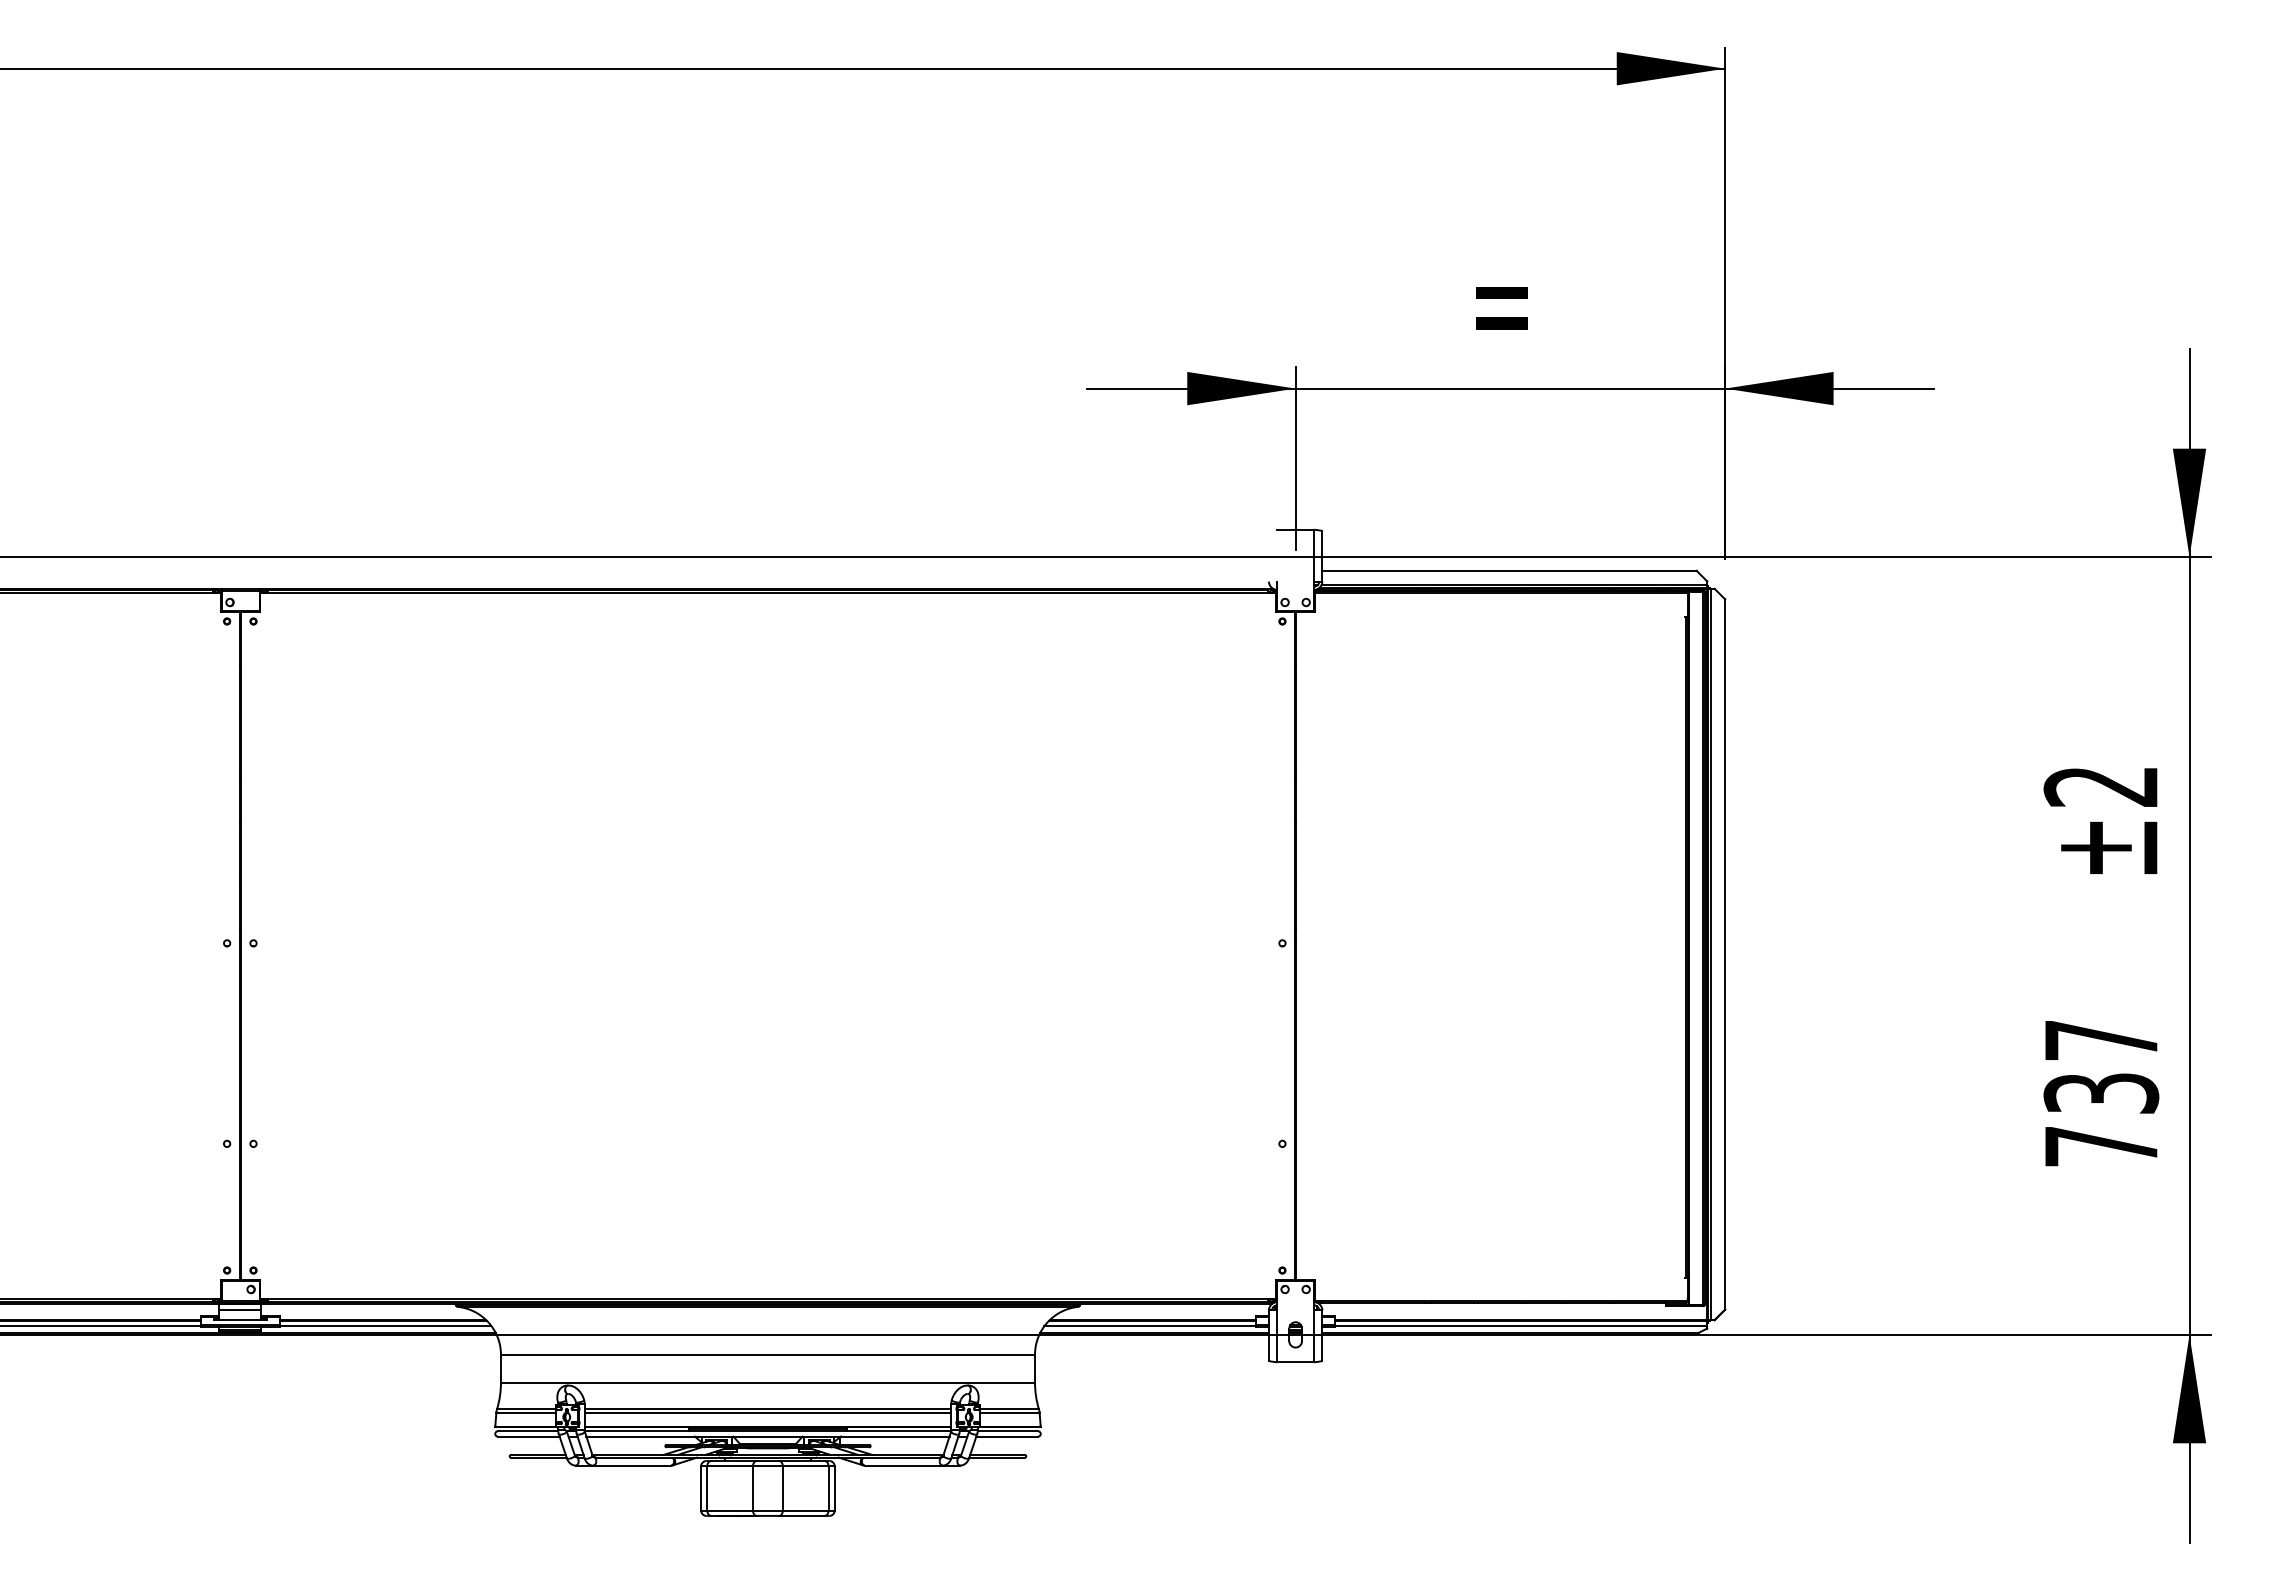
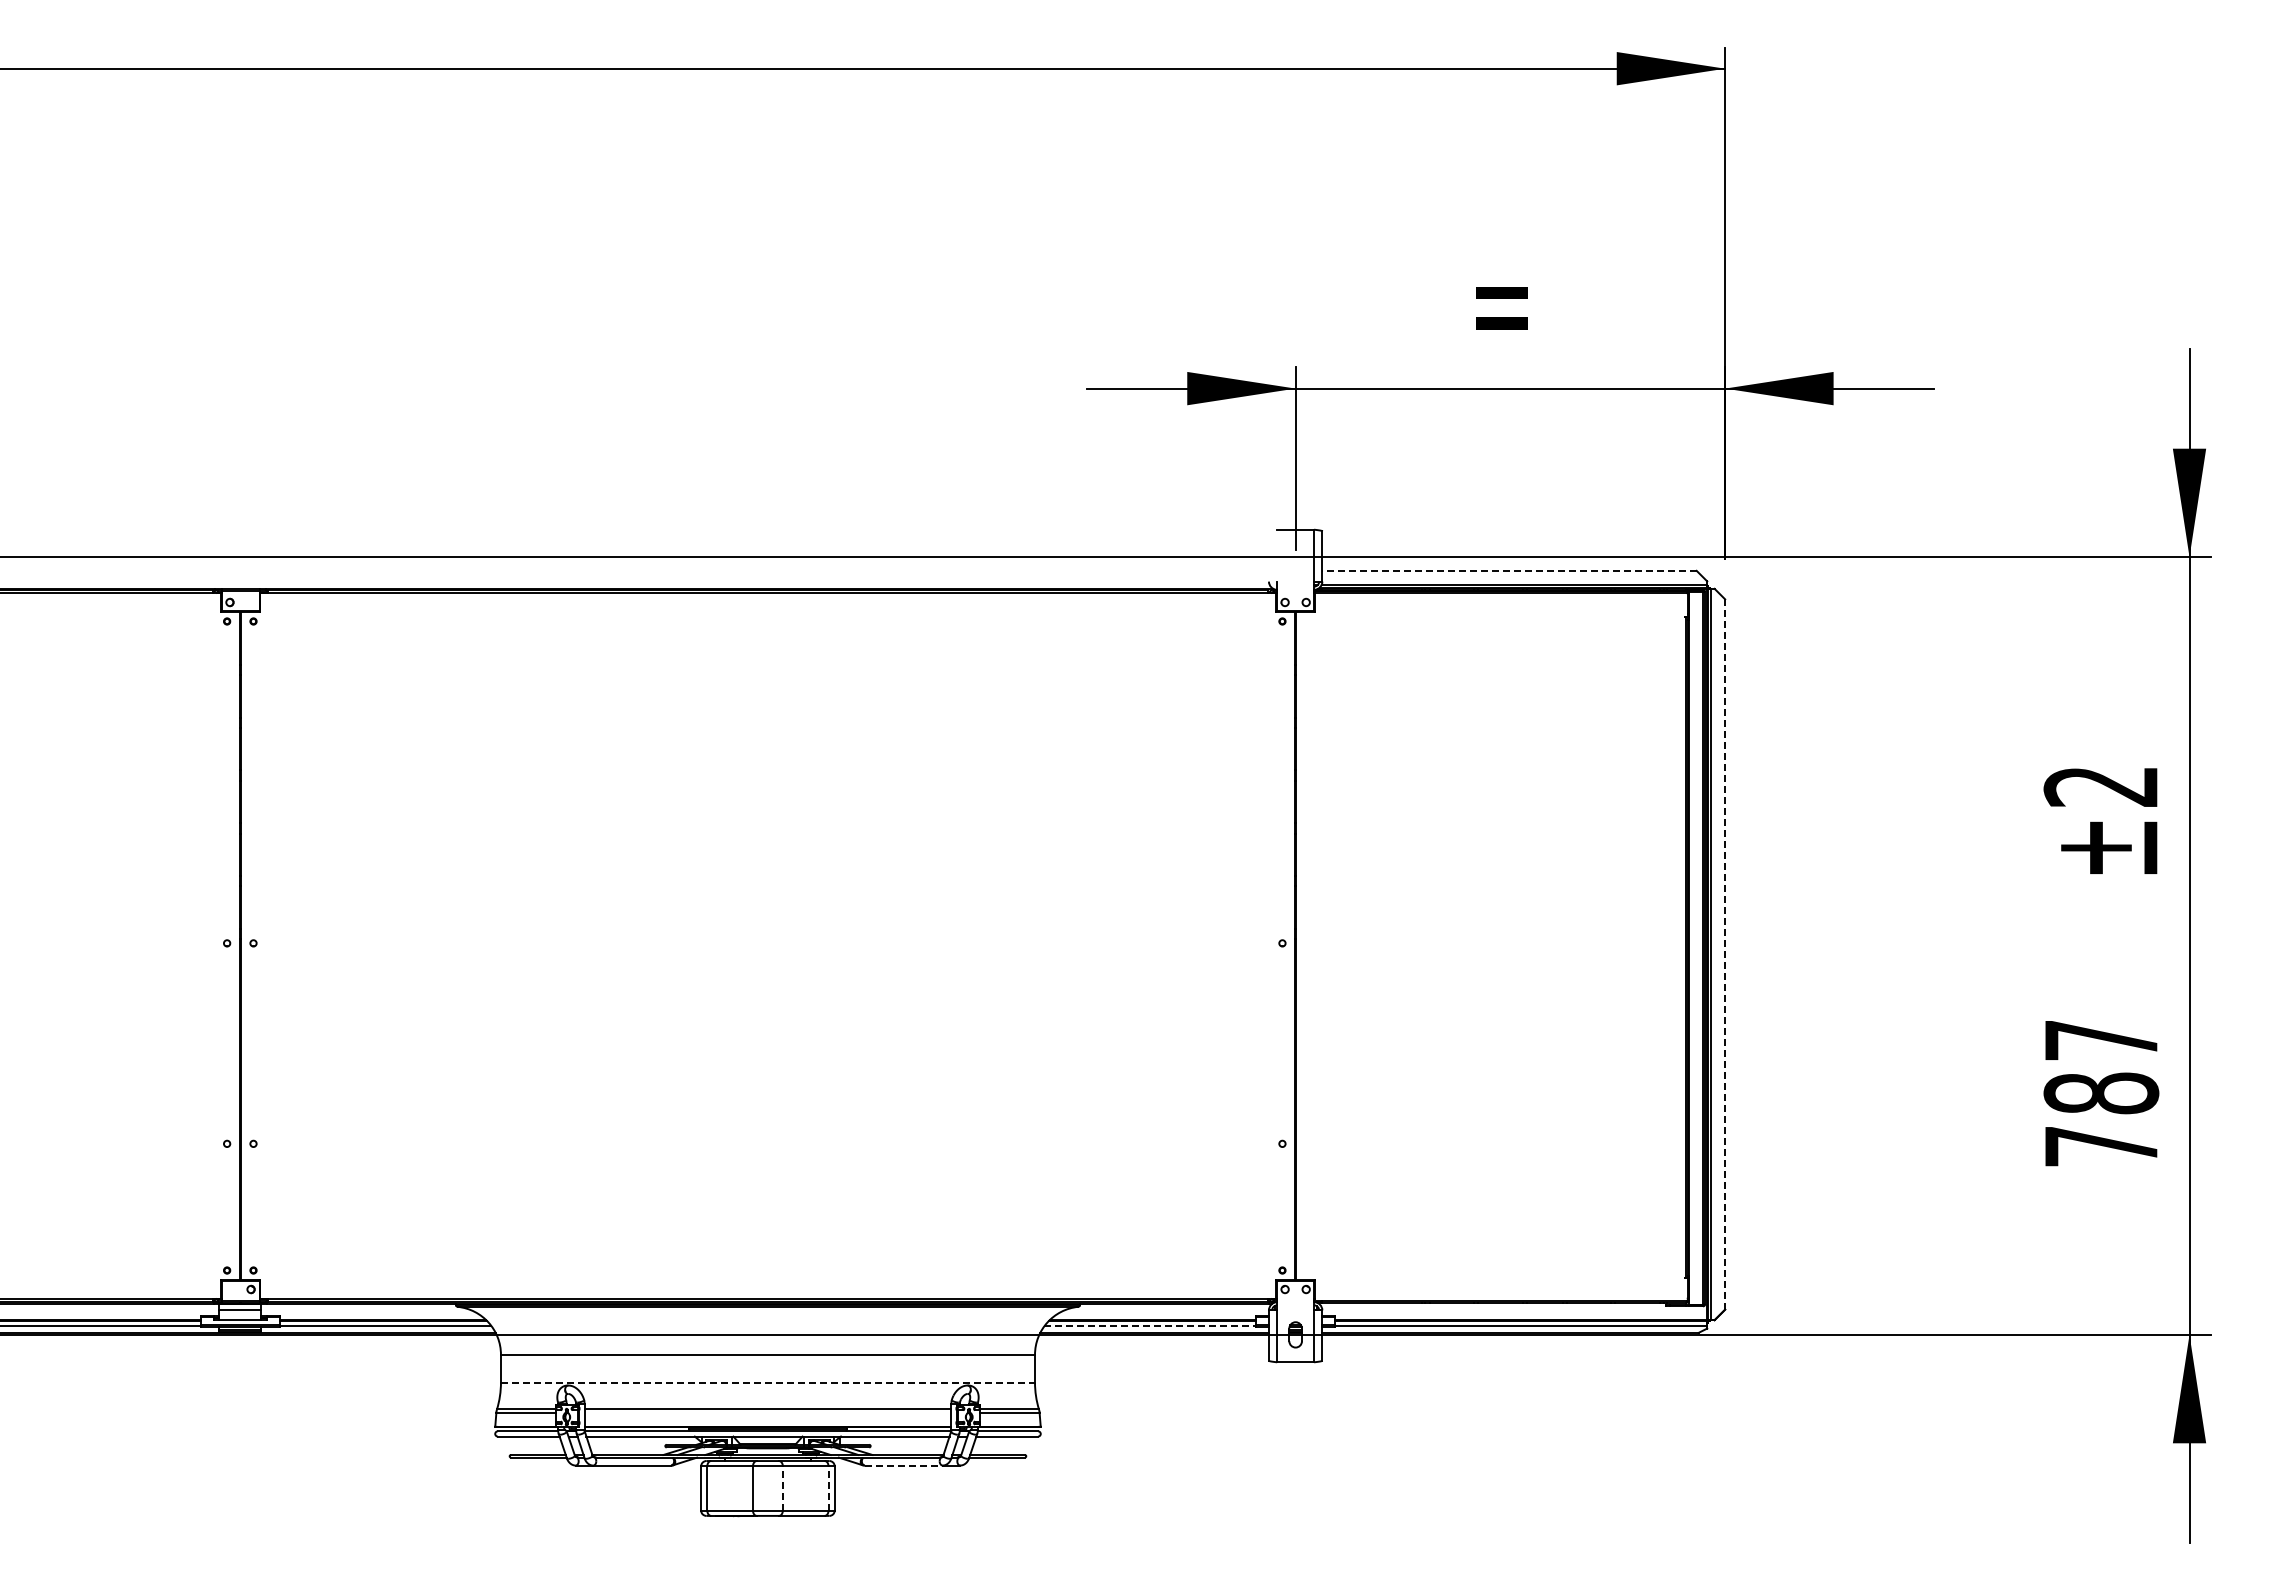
line: solid -> dashed (1509, 570)
line: solid -> dashed (1725, 954)
text: 737 -> 787 (2101, 1093)
line: solid -> dashed (1150, 1326)
line: solid -> dashed (767, 1382)
line: present -> none (767, 1412)
line: solid -> dashed (903, 1465)
line: solid -> dashed (782, 1487)
line: solid -> dashed (828, 1487)
